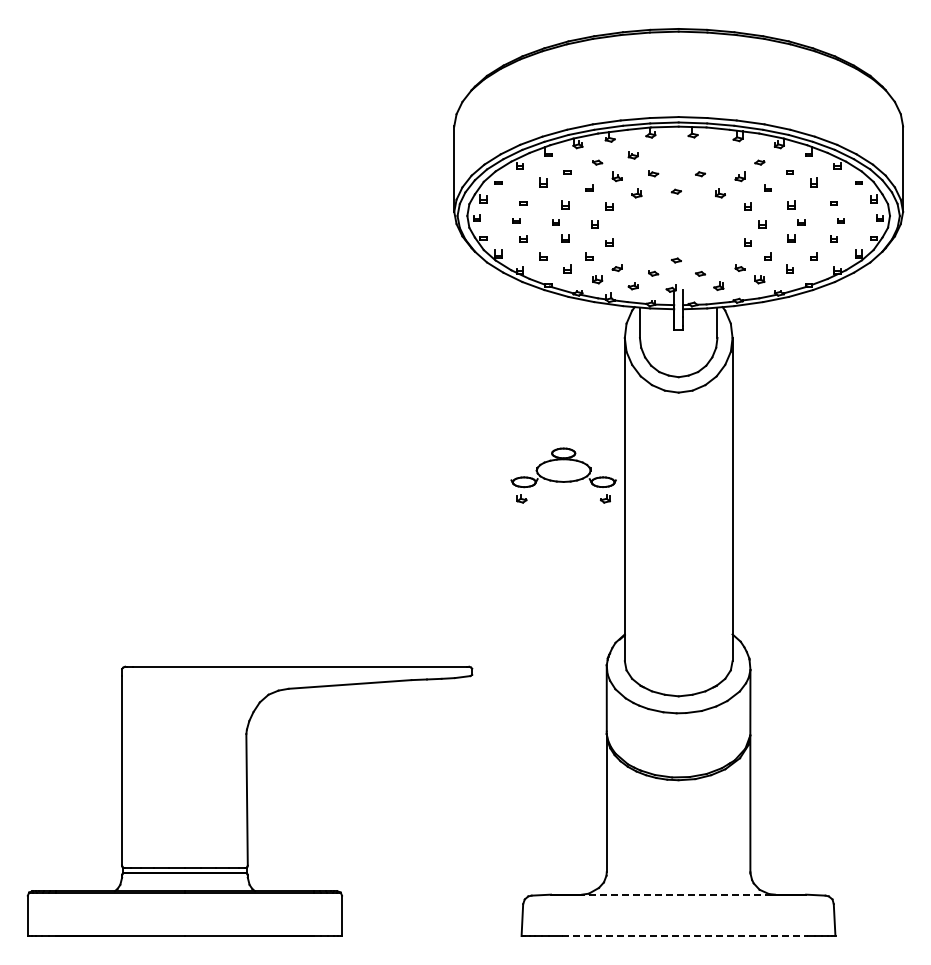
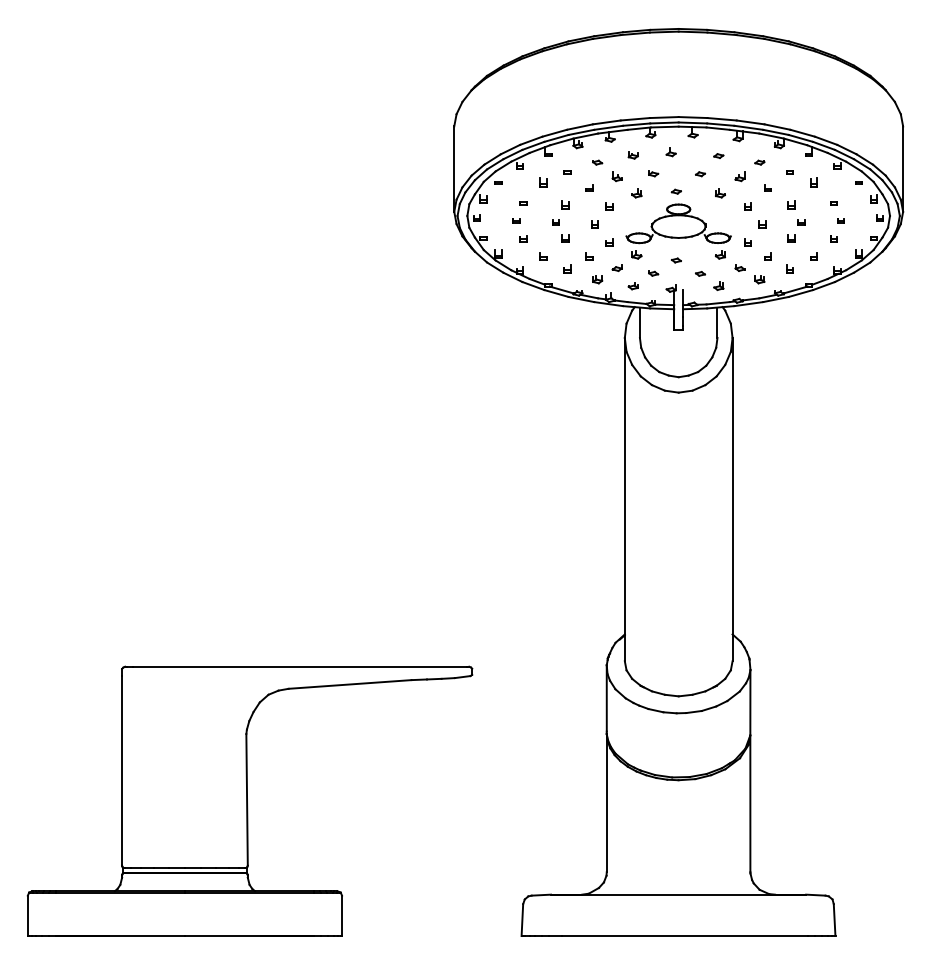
part: none -> present (670, 152)
part: none -> present (718, 155)
part position: (563, 475) -> (678, 231) (678, 231)
line: dashed -> solid (674, 894)
line: dashed -> solid (685, 936)
